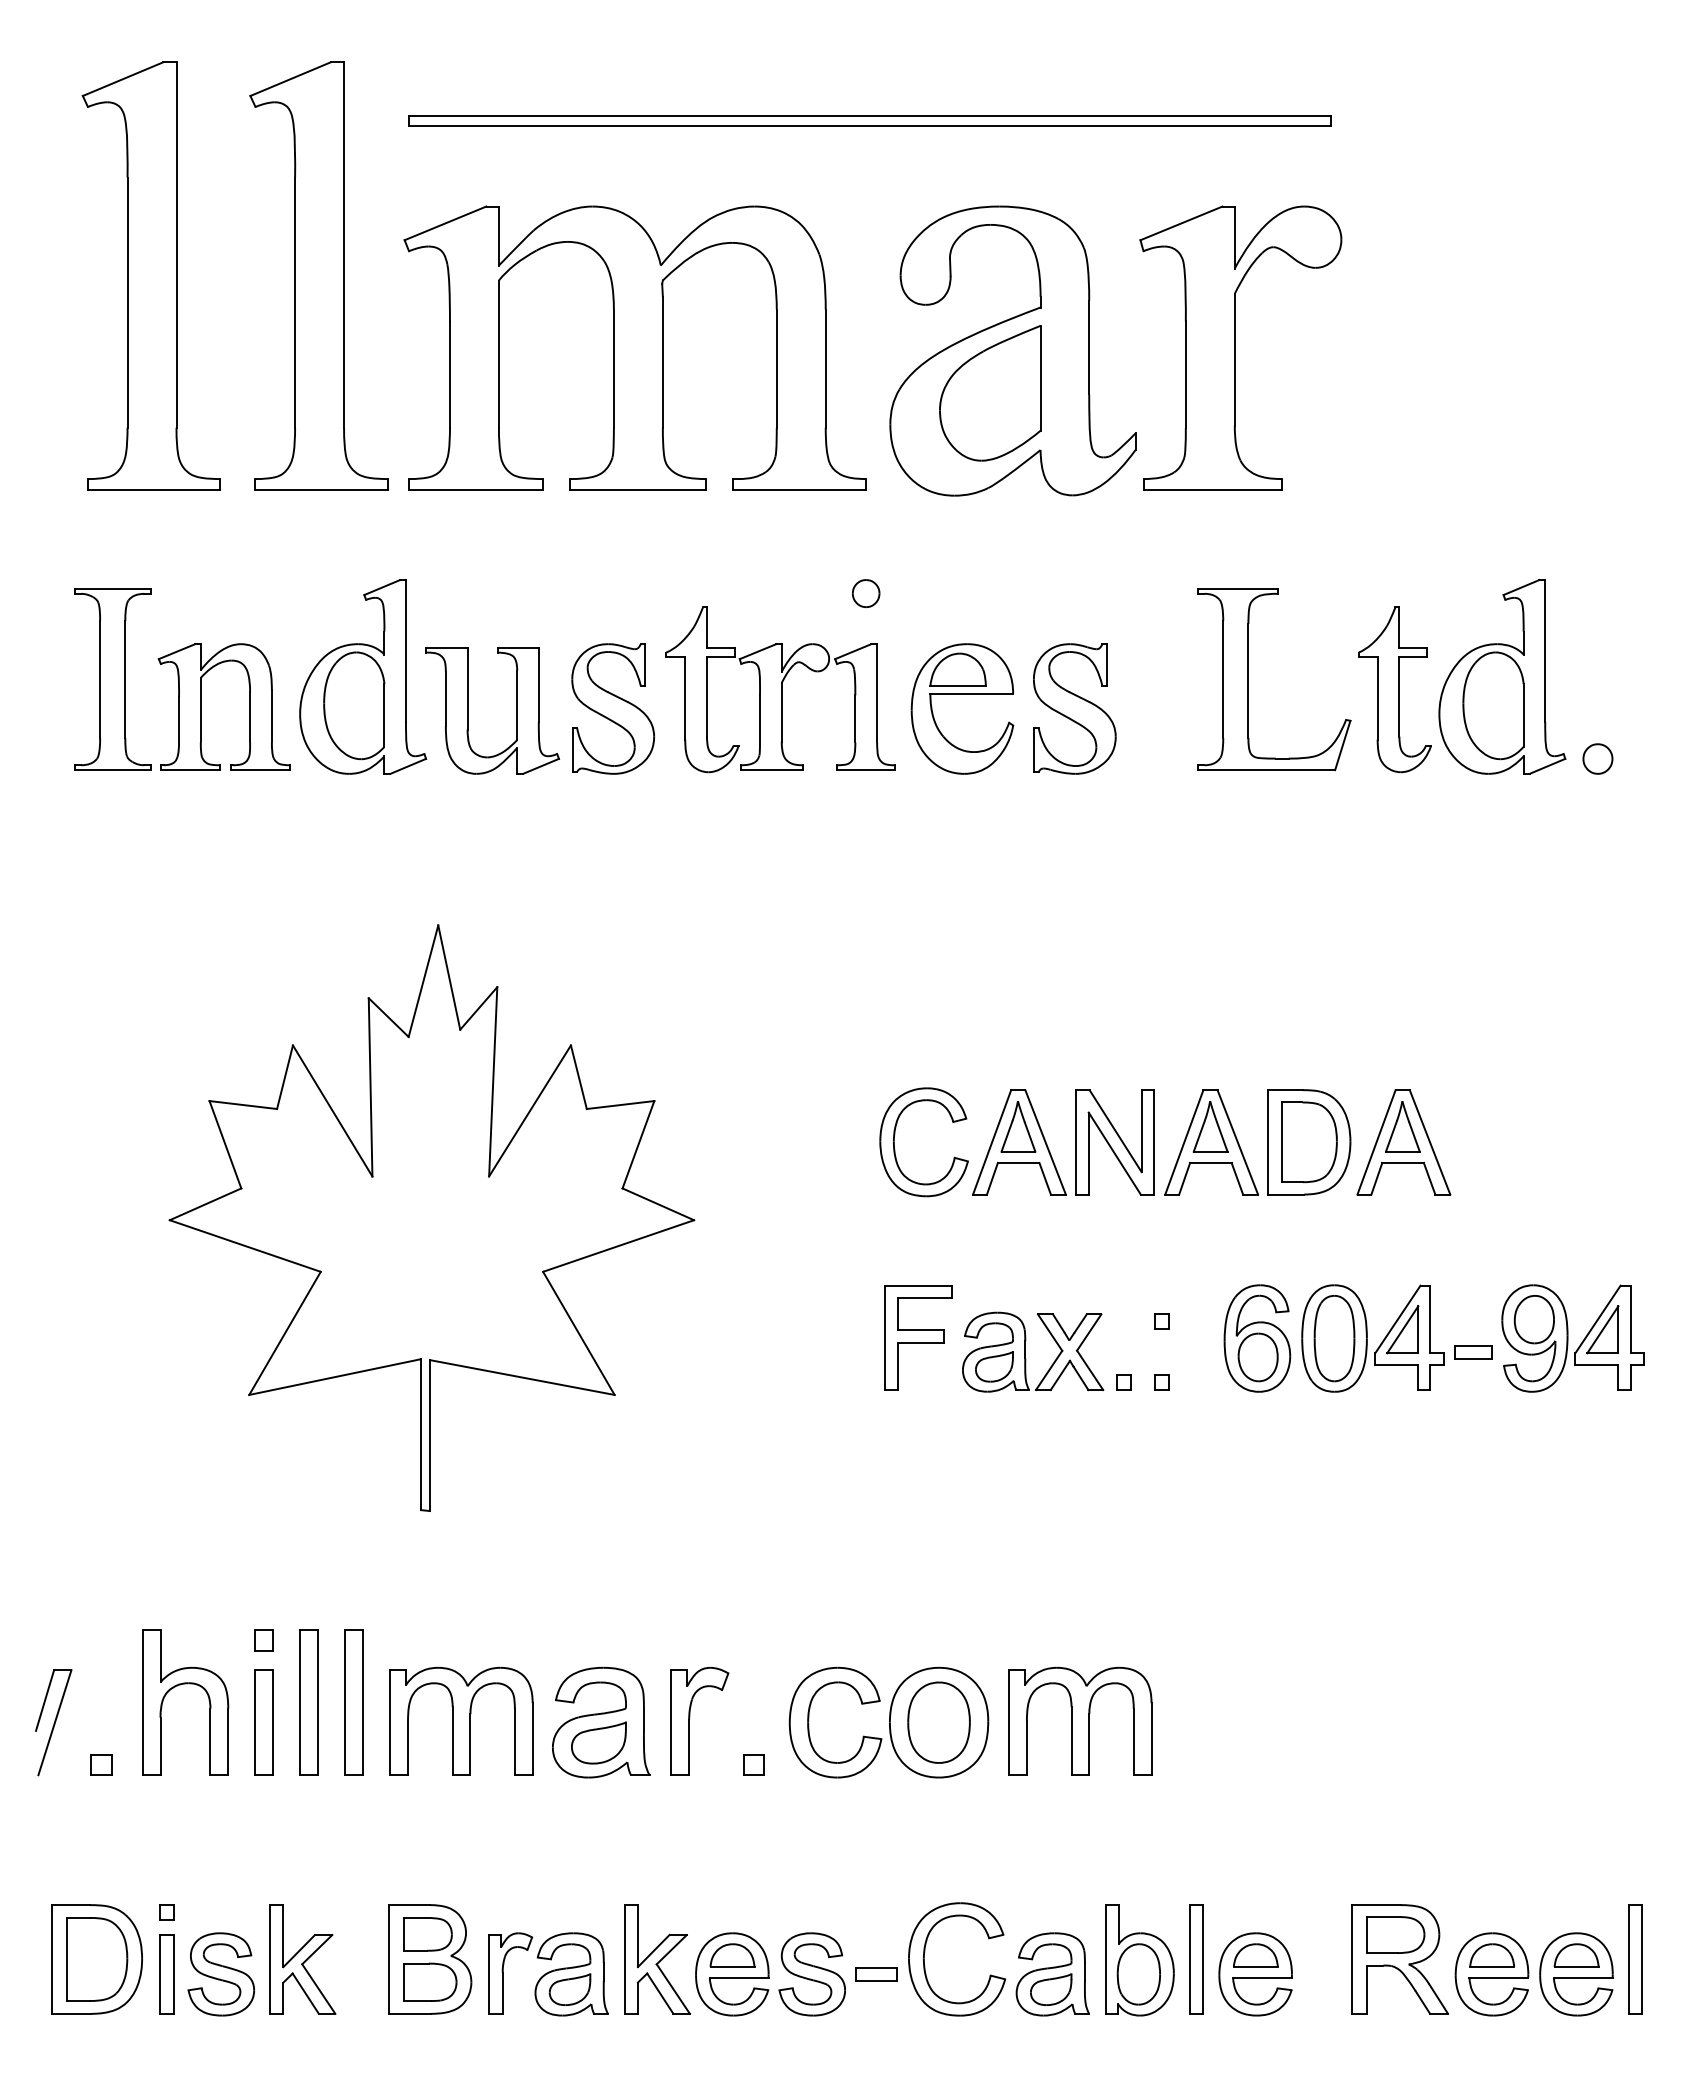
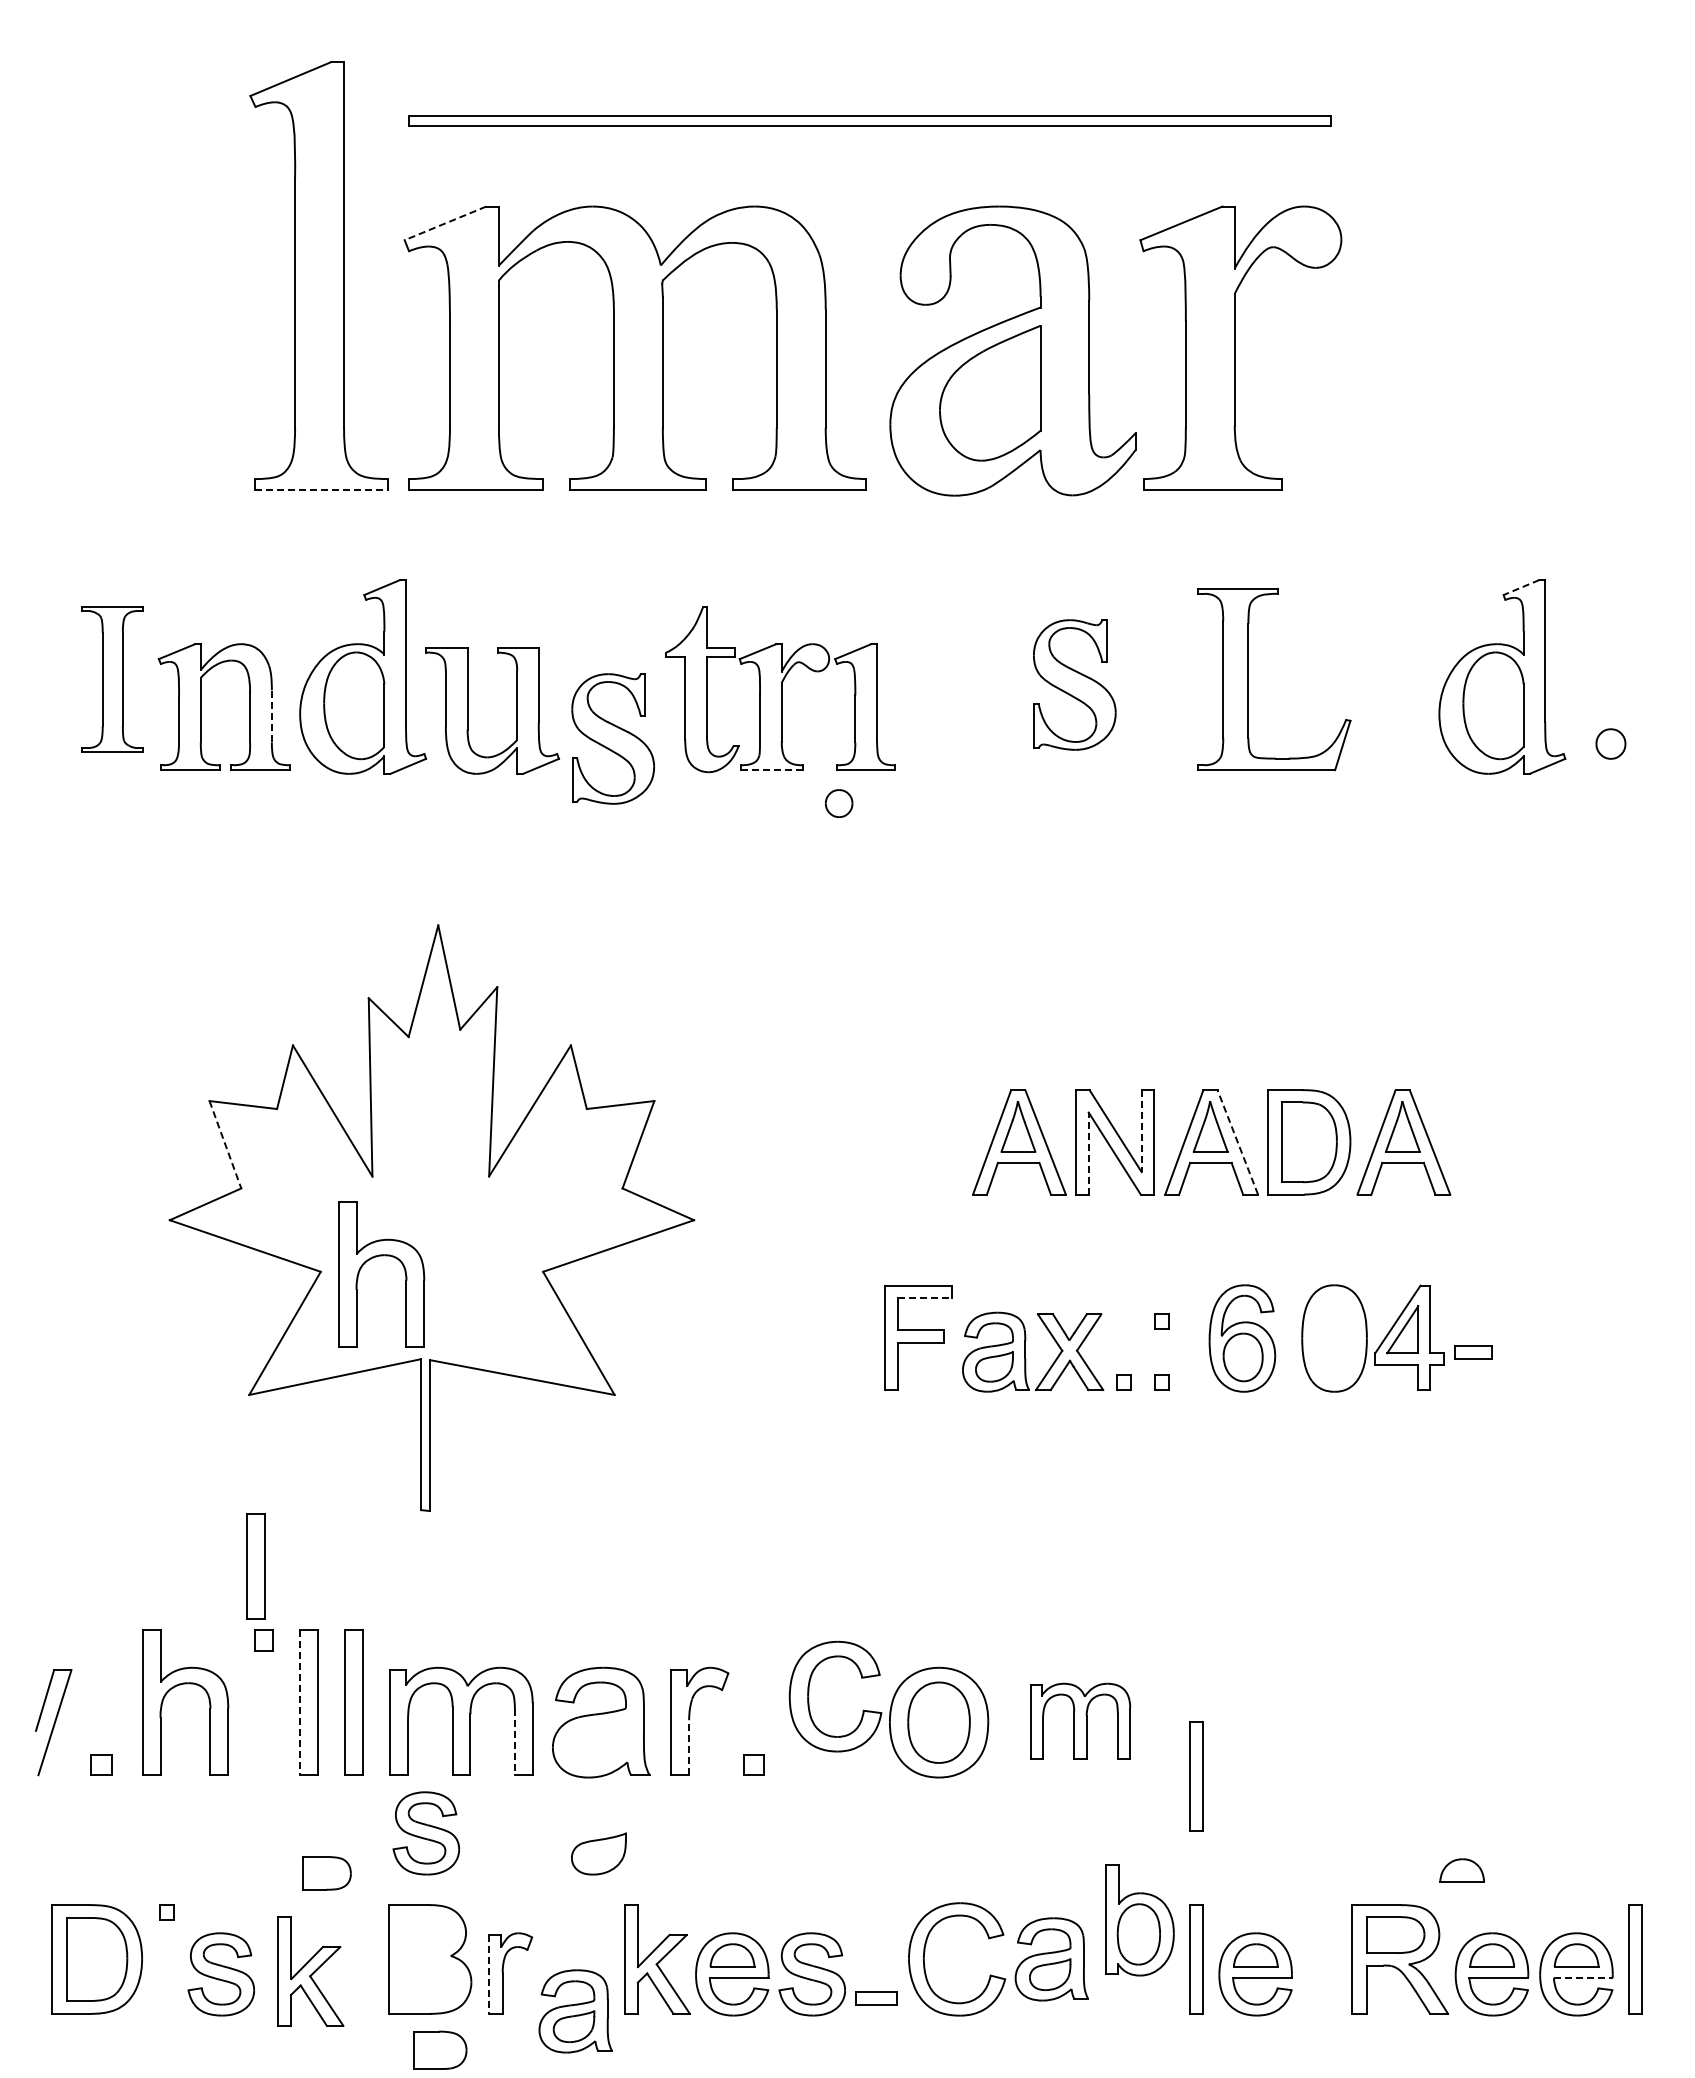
line: solid -> dashed (445, 223)
part: present -> none (150, 275)
line: solid -> dashed (321, 490)
line: solid -> dashed (1521, 587)
part position: (866, 593) -> (839, 803) (839, 803)
part size: 78x183 px -> 63x147 px (112, 679)
part: present -> none (1394, 689)
part: present -> none (962, 694)
part position: (612, 708) -> (612, 738) (612, 738)
part position: (1074, 708) -> (1074, 684) (1074, 684)
line: solid -> dashed (271, 715)
part position: (1597, 758) -> (1610, 743) (1610, 743)
line: solid -> dashed (771, 770)
line: solid -> dashed (1141, 1131)
part: present -> none (895, 1135)
line: solid -> dashed (1237, 1142)
line: solid -> dashed (225, 1145)
line: solid -> dashed (1088, 1153)
part: none -> present (376, 1257)
line: solid -> dashed (924, 1298)
part position: (1257, 1338) -> (1242, 1338) (1242, 1338)
part: present -> none (1334, 1338)
part: present -> none (1572, 1338)
line: solid -> dashed (299, 1703)
part size: 145x110 px -> 102x78 px (1080, 1720)
part position: (263, 1722) -> (255, 1566) (255, 1566)
part position: (809, 1724) -> (809, 1698) (809, 1698)
line: solid -> dashed (514, 1742)
part position: (598, 1742) -> (598, 1853) (598, 1853)
line: solid -> dashed (689, 1747)
part: none -> present (1196, 1776)
part: none -> present (425, 1833)
part: none -> present (1461, 1870)
part position: (427, 1934) -> (326, 1873) (326, 1873)
part position: (302, 1959) -> (310, 1971) (310, 1971)
part position: (1139, 1960) -> (1139, 1920) (1139, 1920)
part: present -> none (166, 1974)
line: solid -> dashed (489, 1974)
part position: (571, 1974) -> (575, 2011) (575, 2011)
part position: (876, 1974) -> (876, 1998) (876, 1998)
part position: (1052, 1974) -> (1051, 1959) (1051, 1959)
line: solid -> dashed (1583, 1977)
part position: (430, 1981) -> (440, 2049) (440, 2049)
